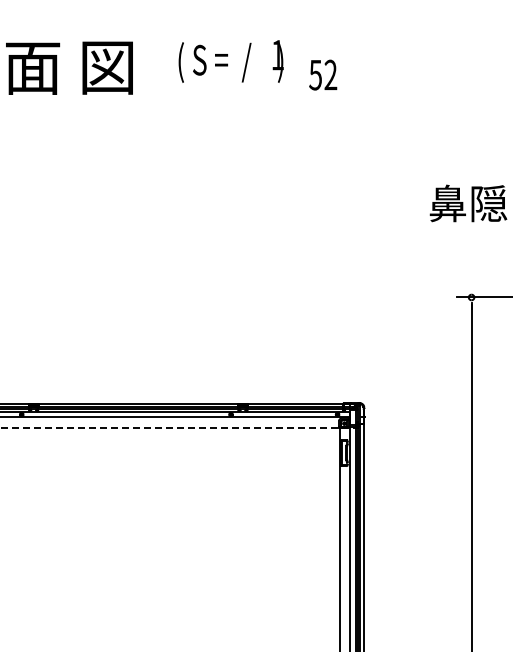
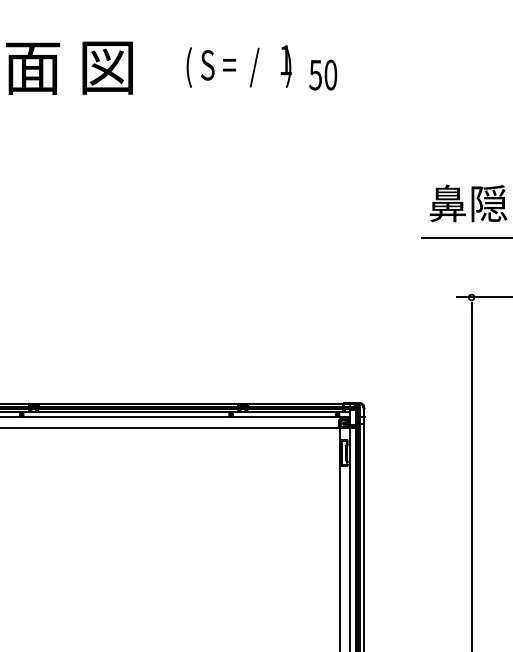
text position: (230, 61) -> (238, 66) (238, 66)
text: 52 -> 50 (330, 74)
line: none -> present (465, 237)
line: dashed -> solid (179, 427)
